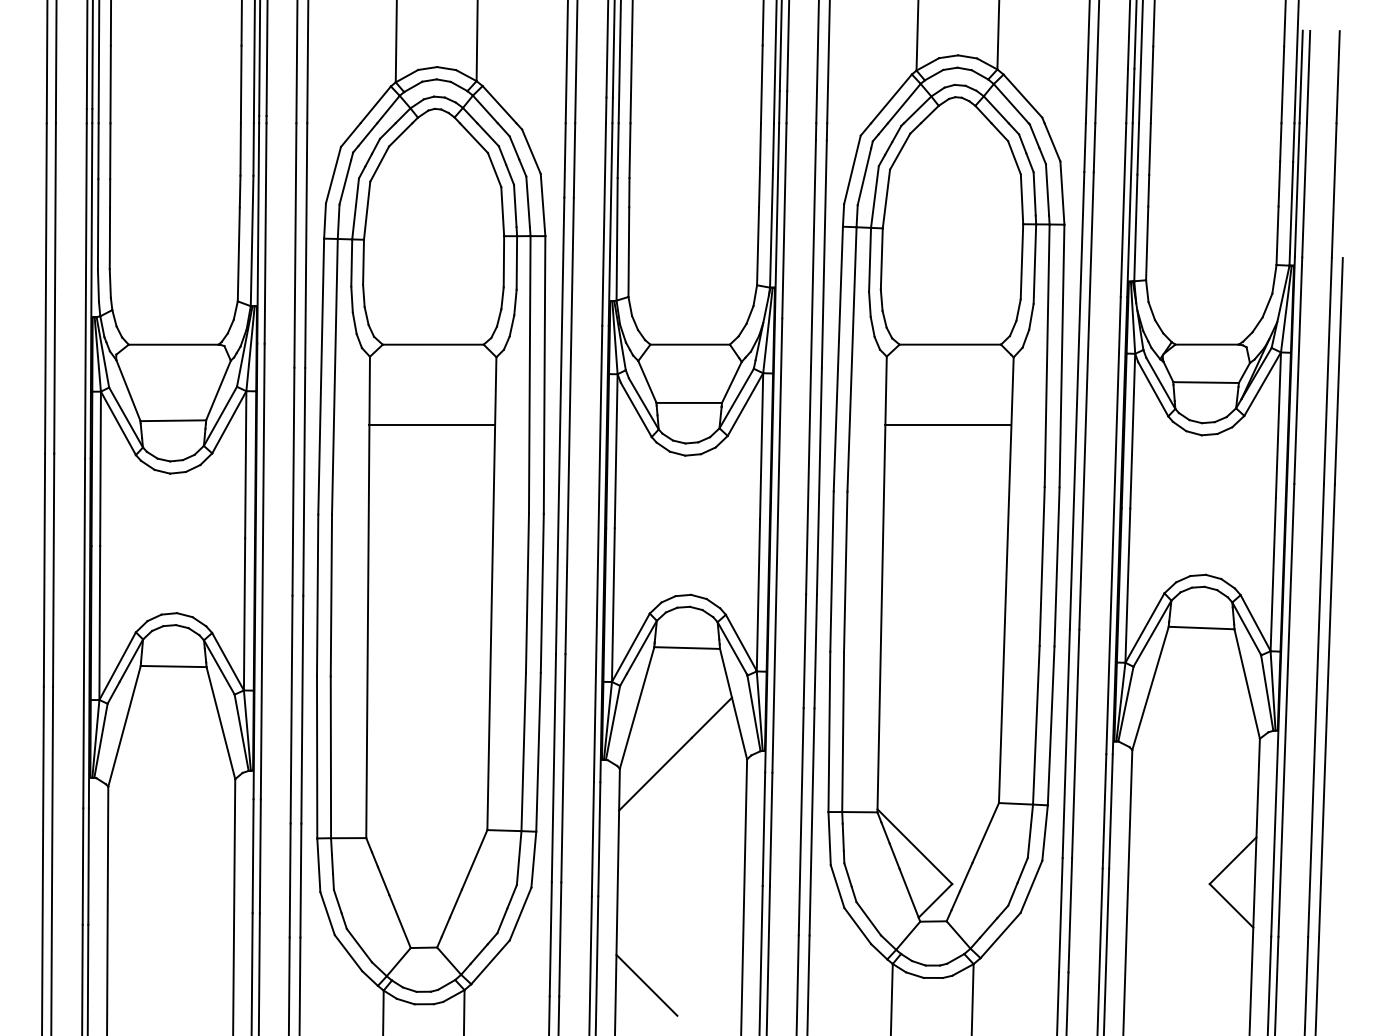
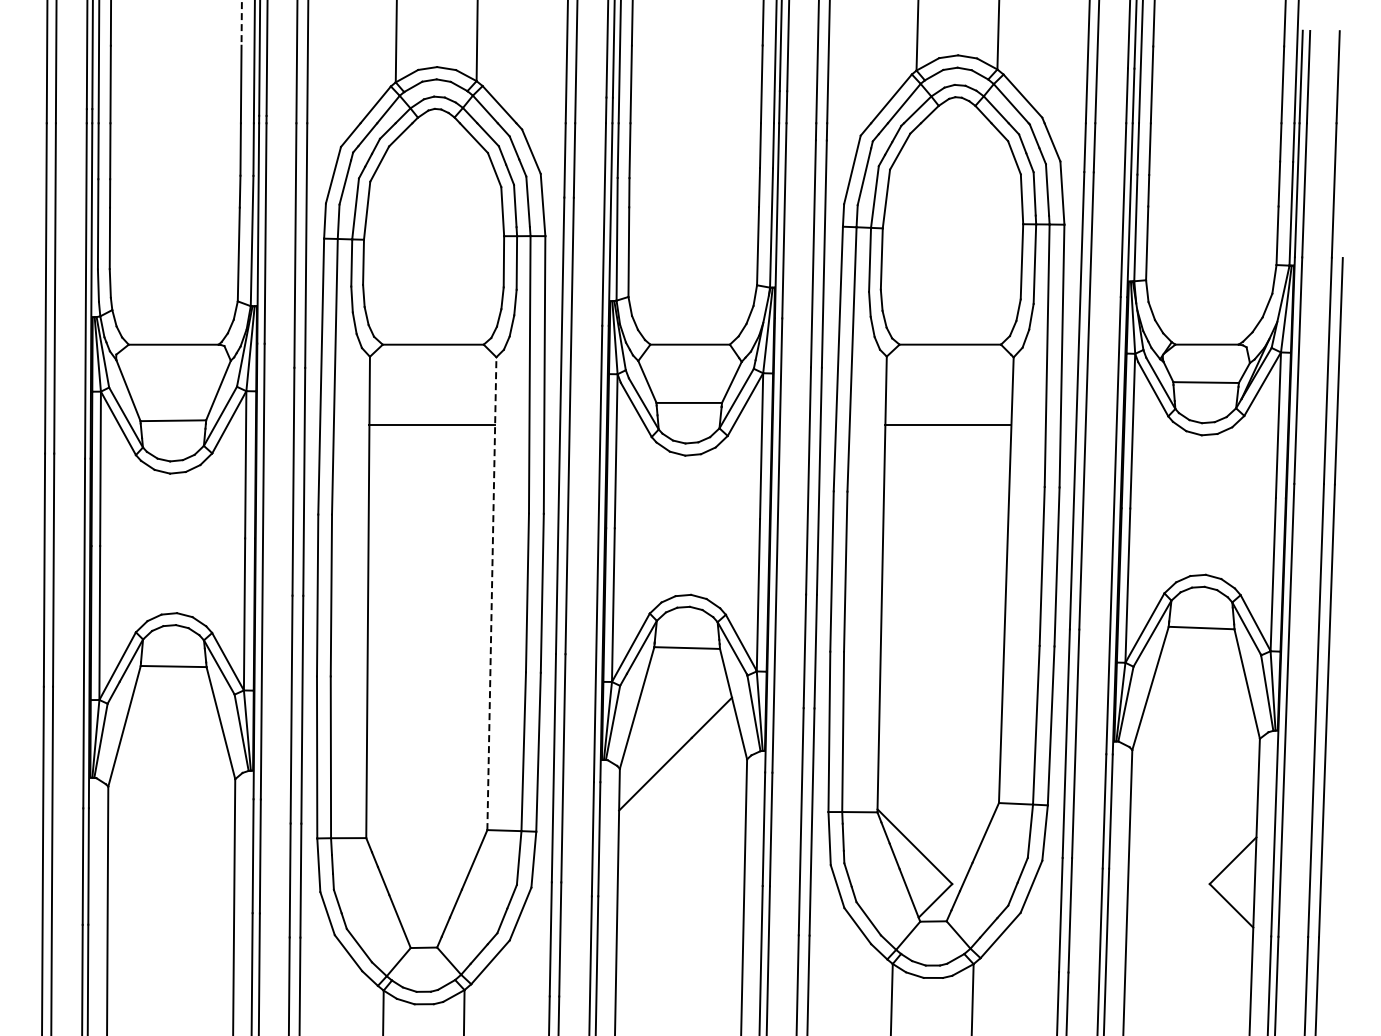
line: solid -> dashed (241, 23)
line: solid -> dashed (491, 593)
line: present -> none (646, 984)
